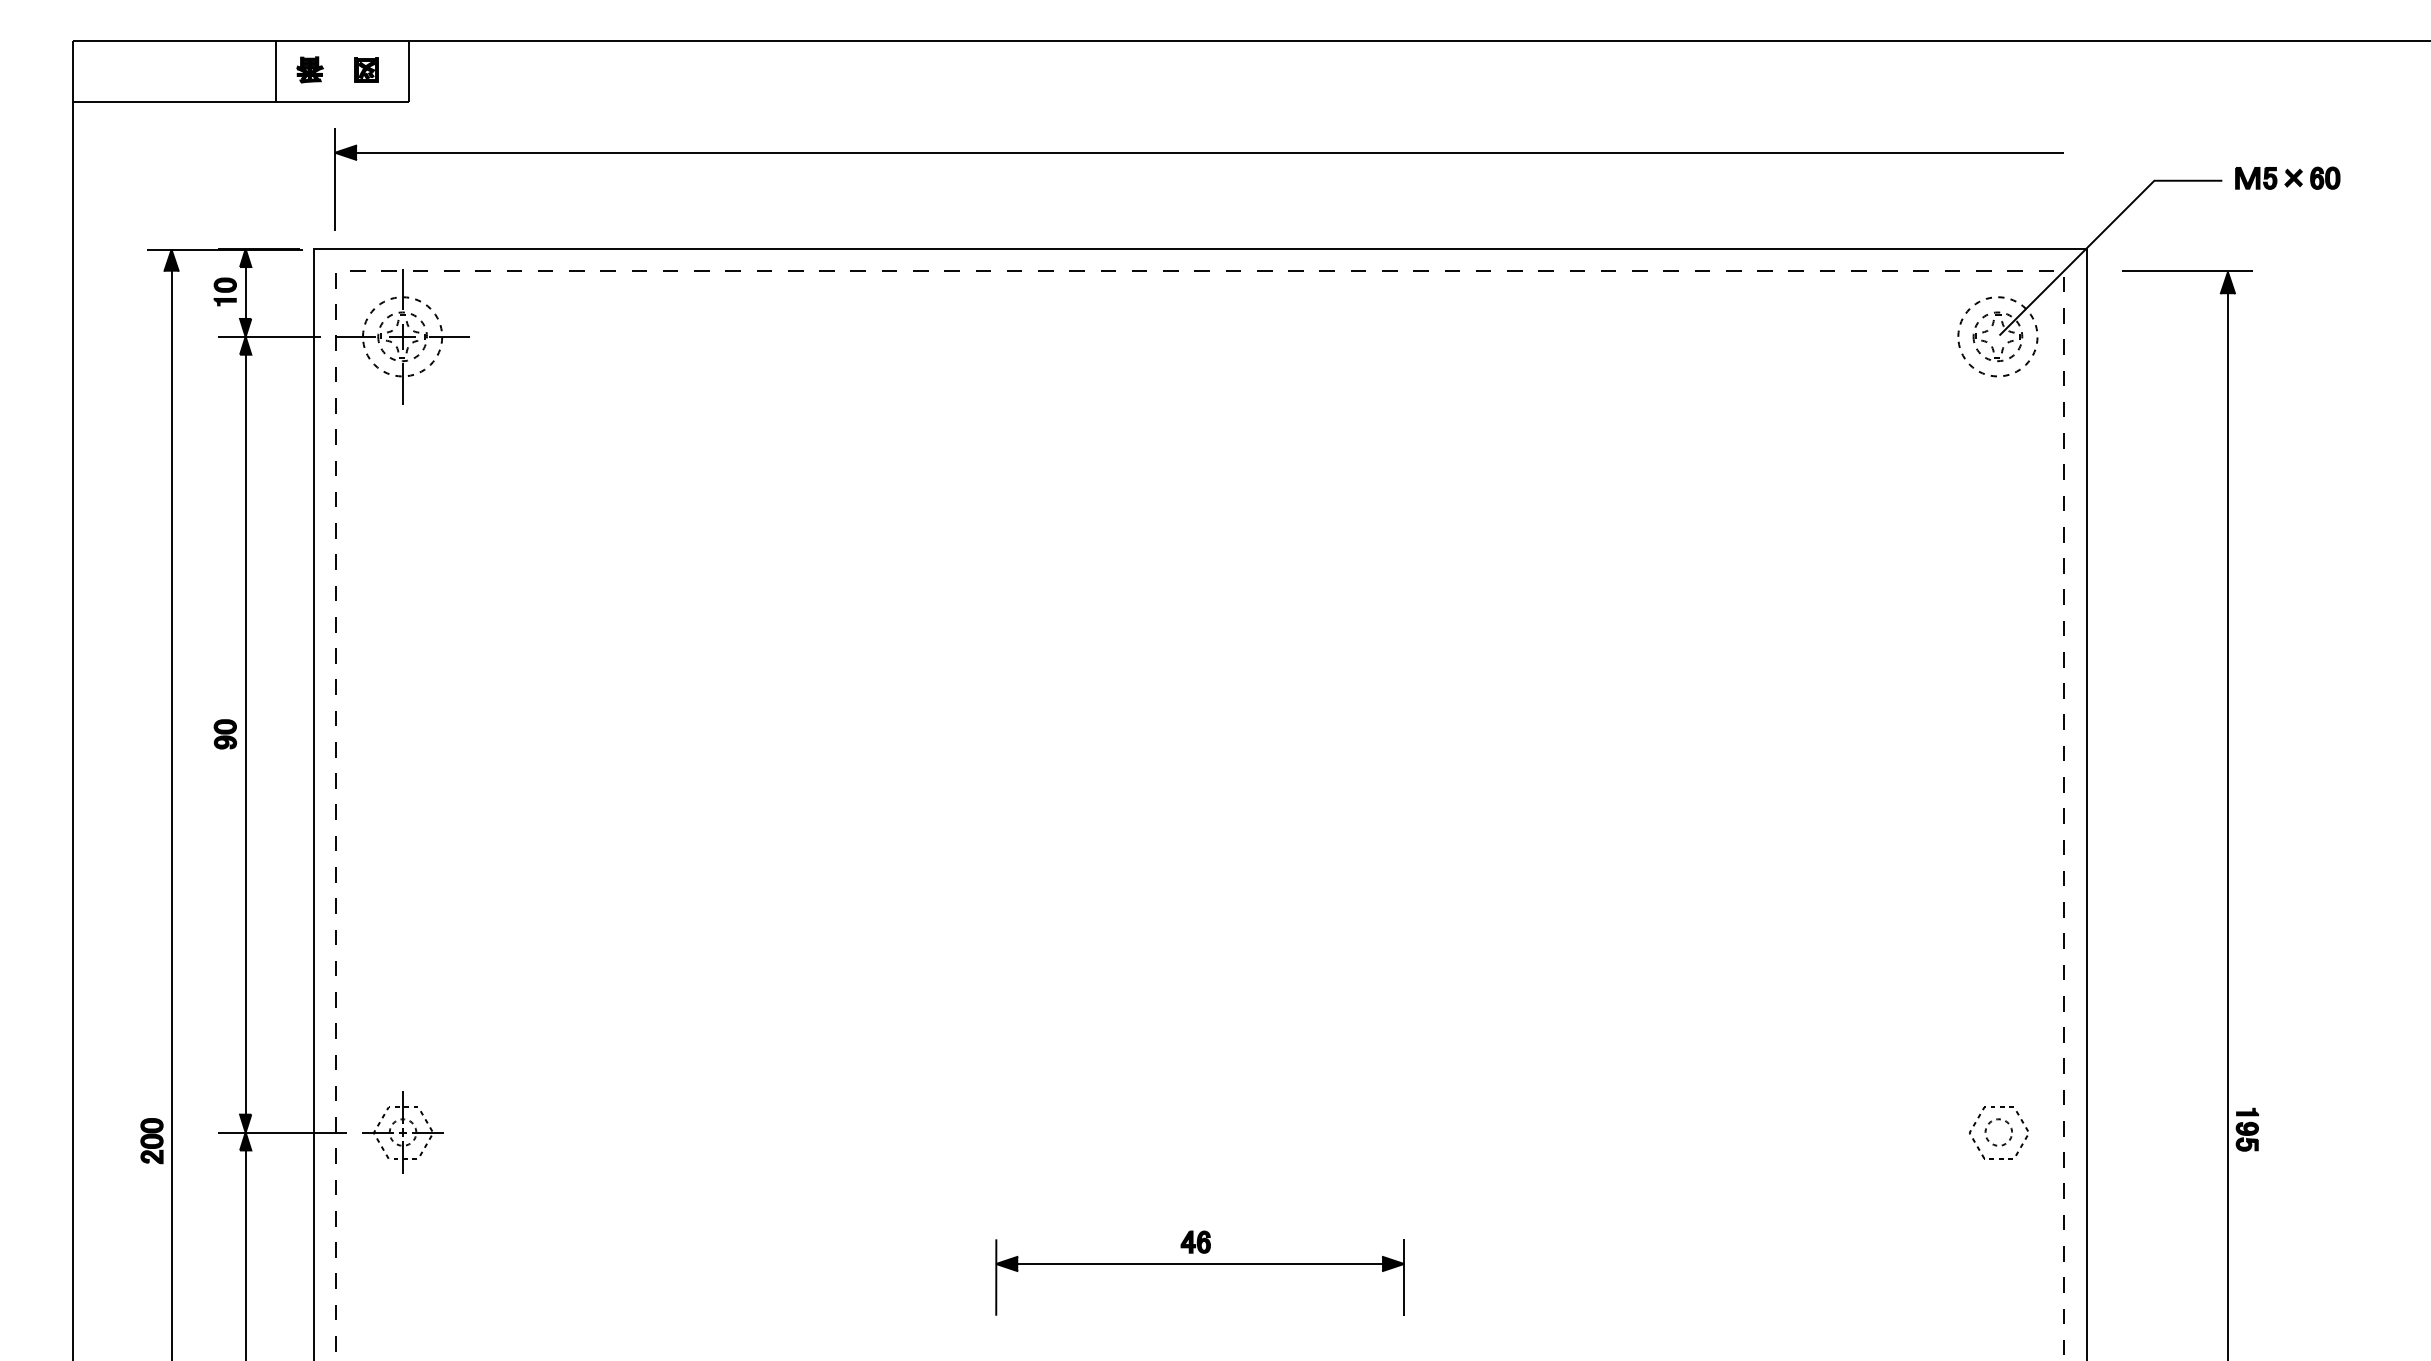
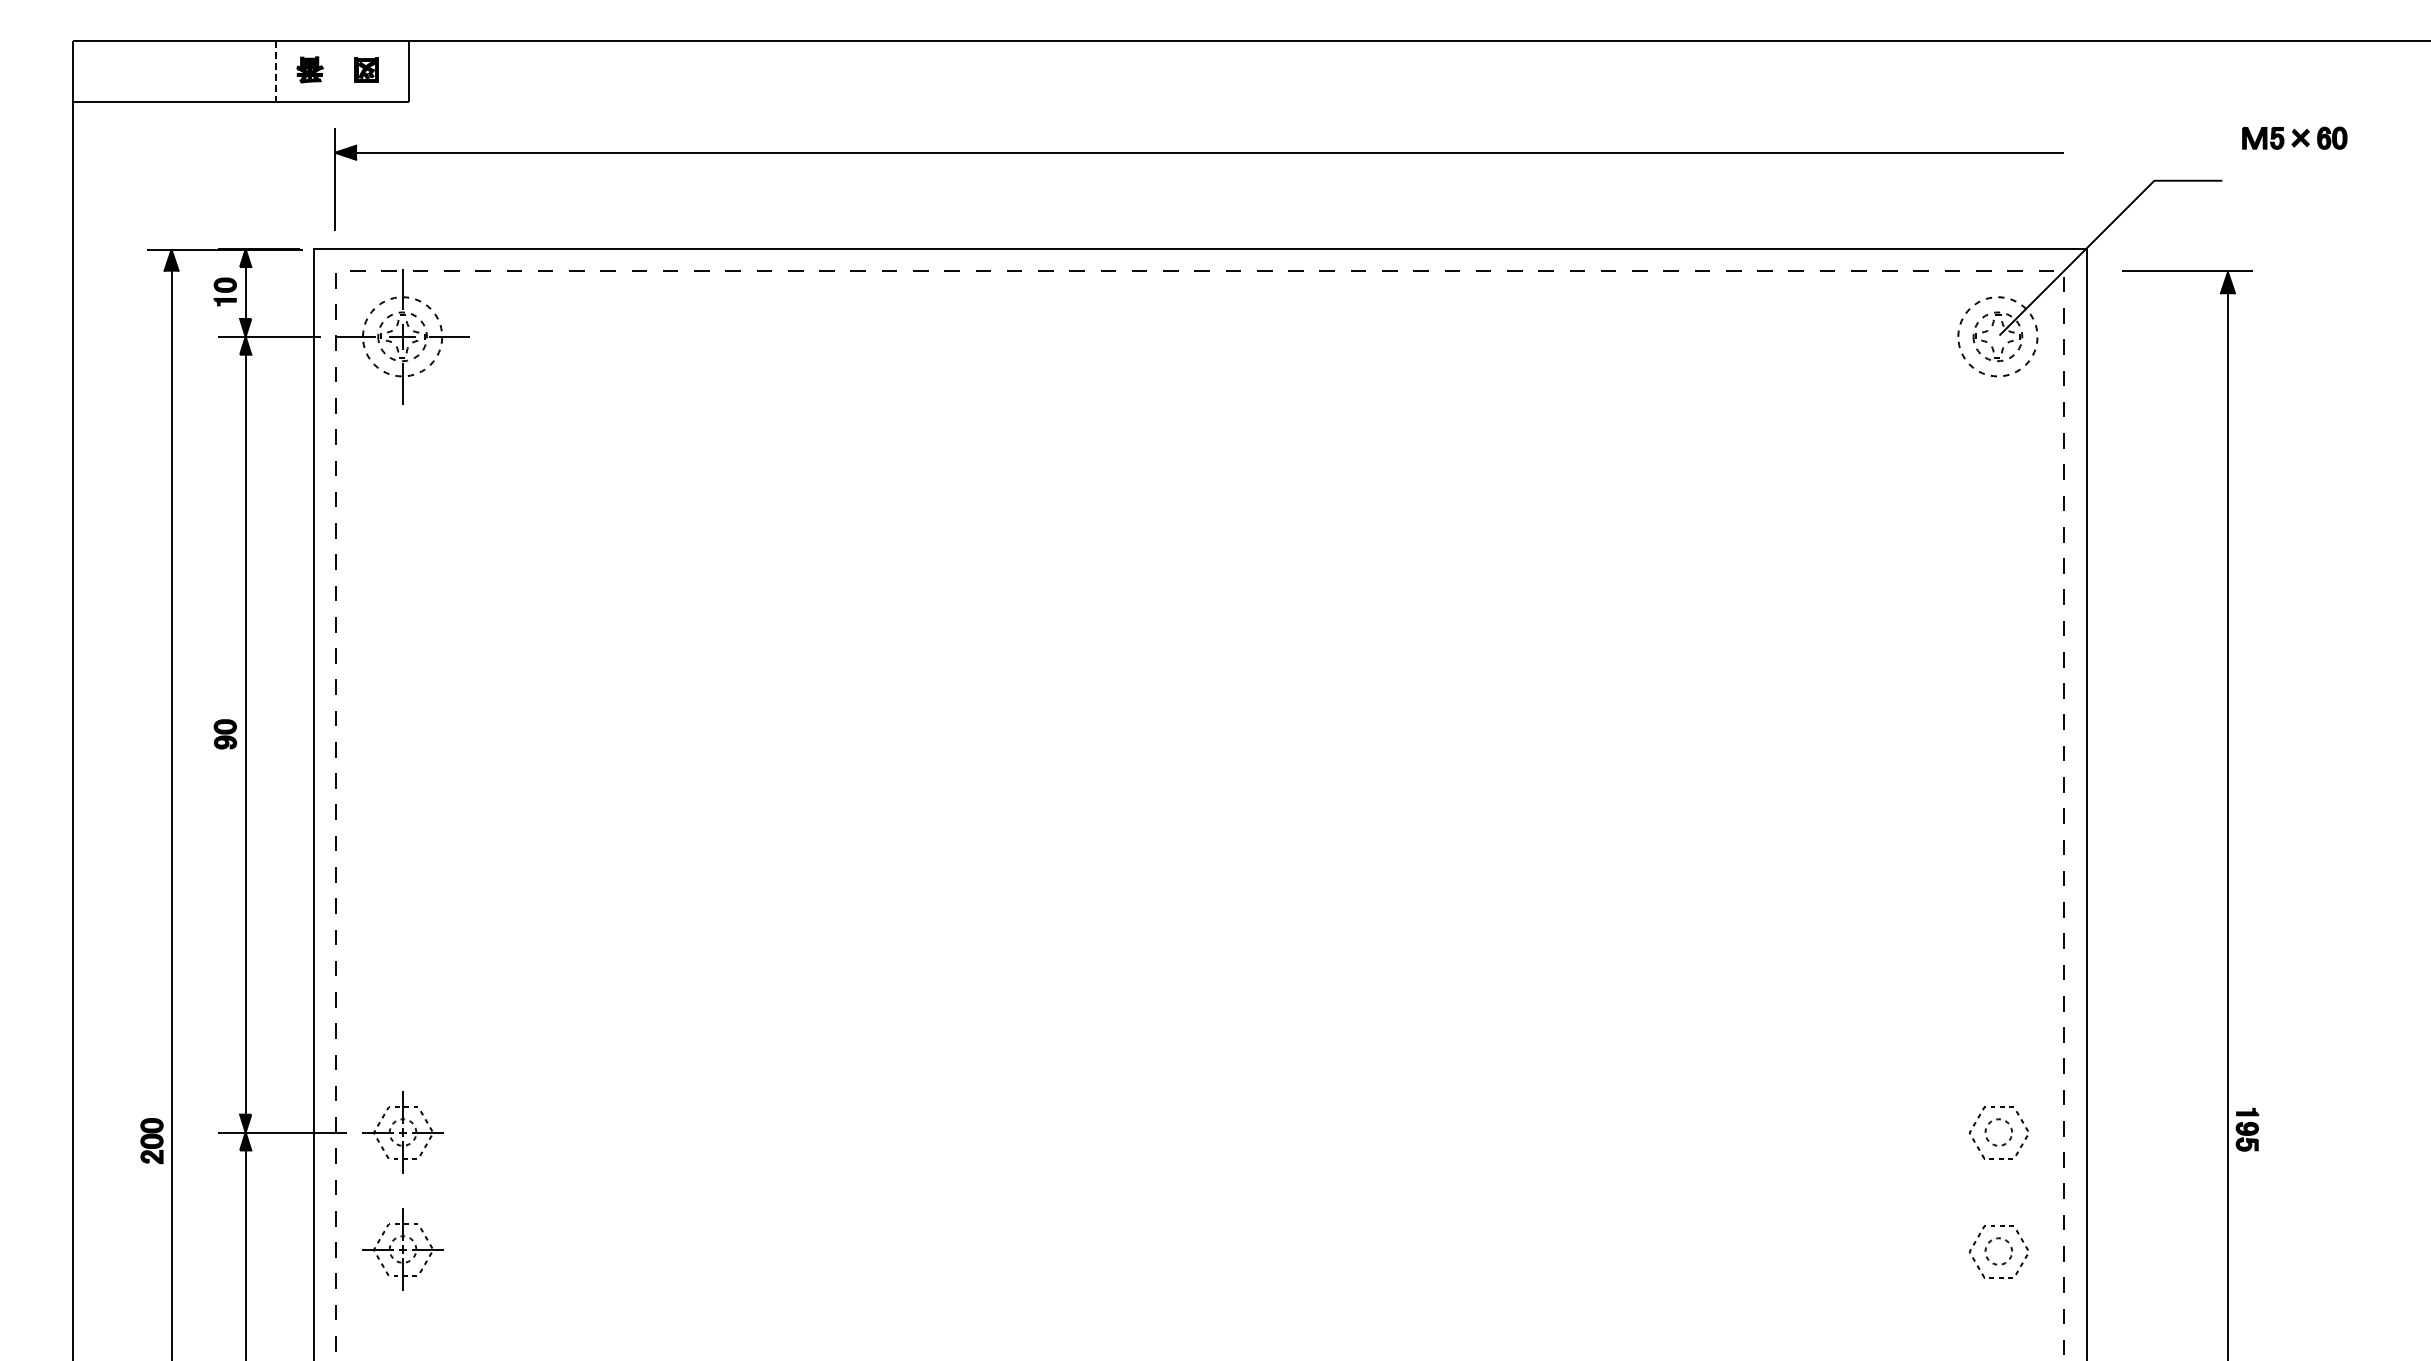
line: solid -> dashed (276, 71)
part position: (2287, 177) -> (2294, 137) (2294, 137)
part: none -> present (1998, 1239)
part: none -> present (402, 1249)
part: present -> none (1199, 1264)
